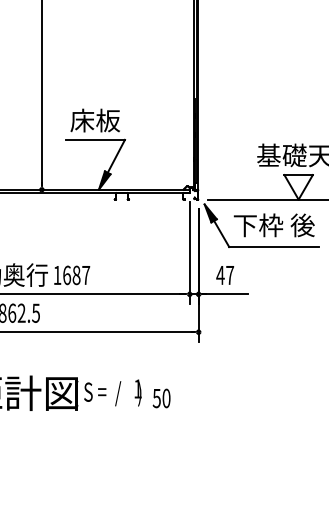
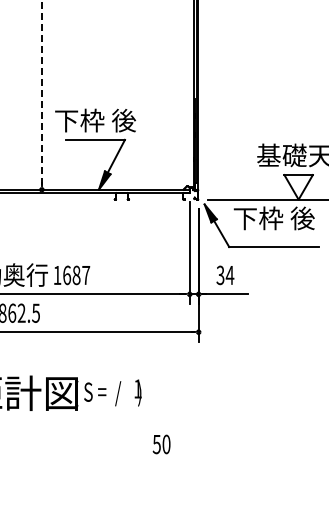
line: solid -> dashed (41, 92)
text: 床板 -> 下枠 後 (95, 120)
text position: (273, 225) -> (273, 218) (273, 218)
text: 47 -> 34 (225, 275)
text position: (161, 398) -> (161, 444) (161, 444)
